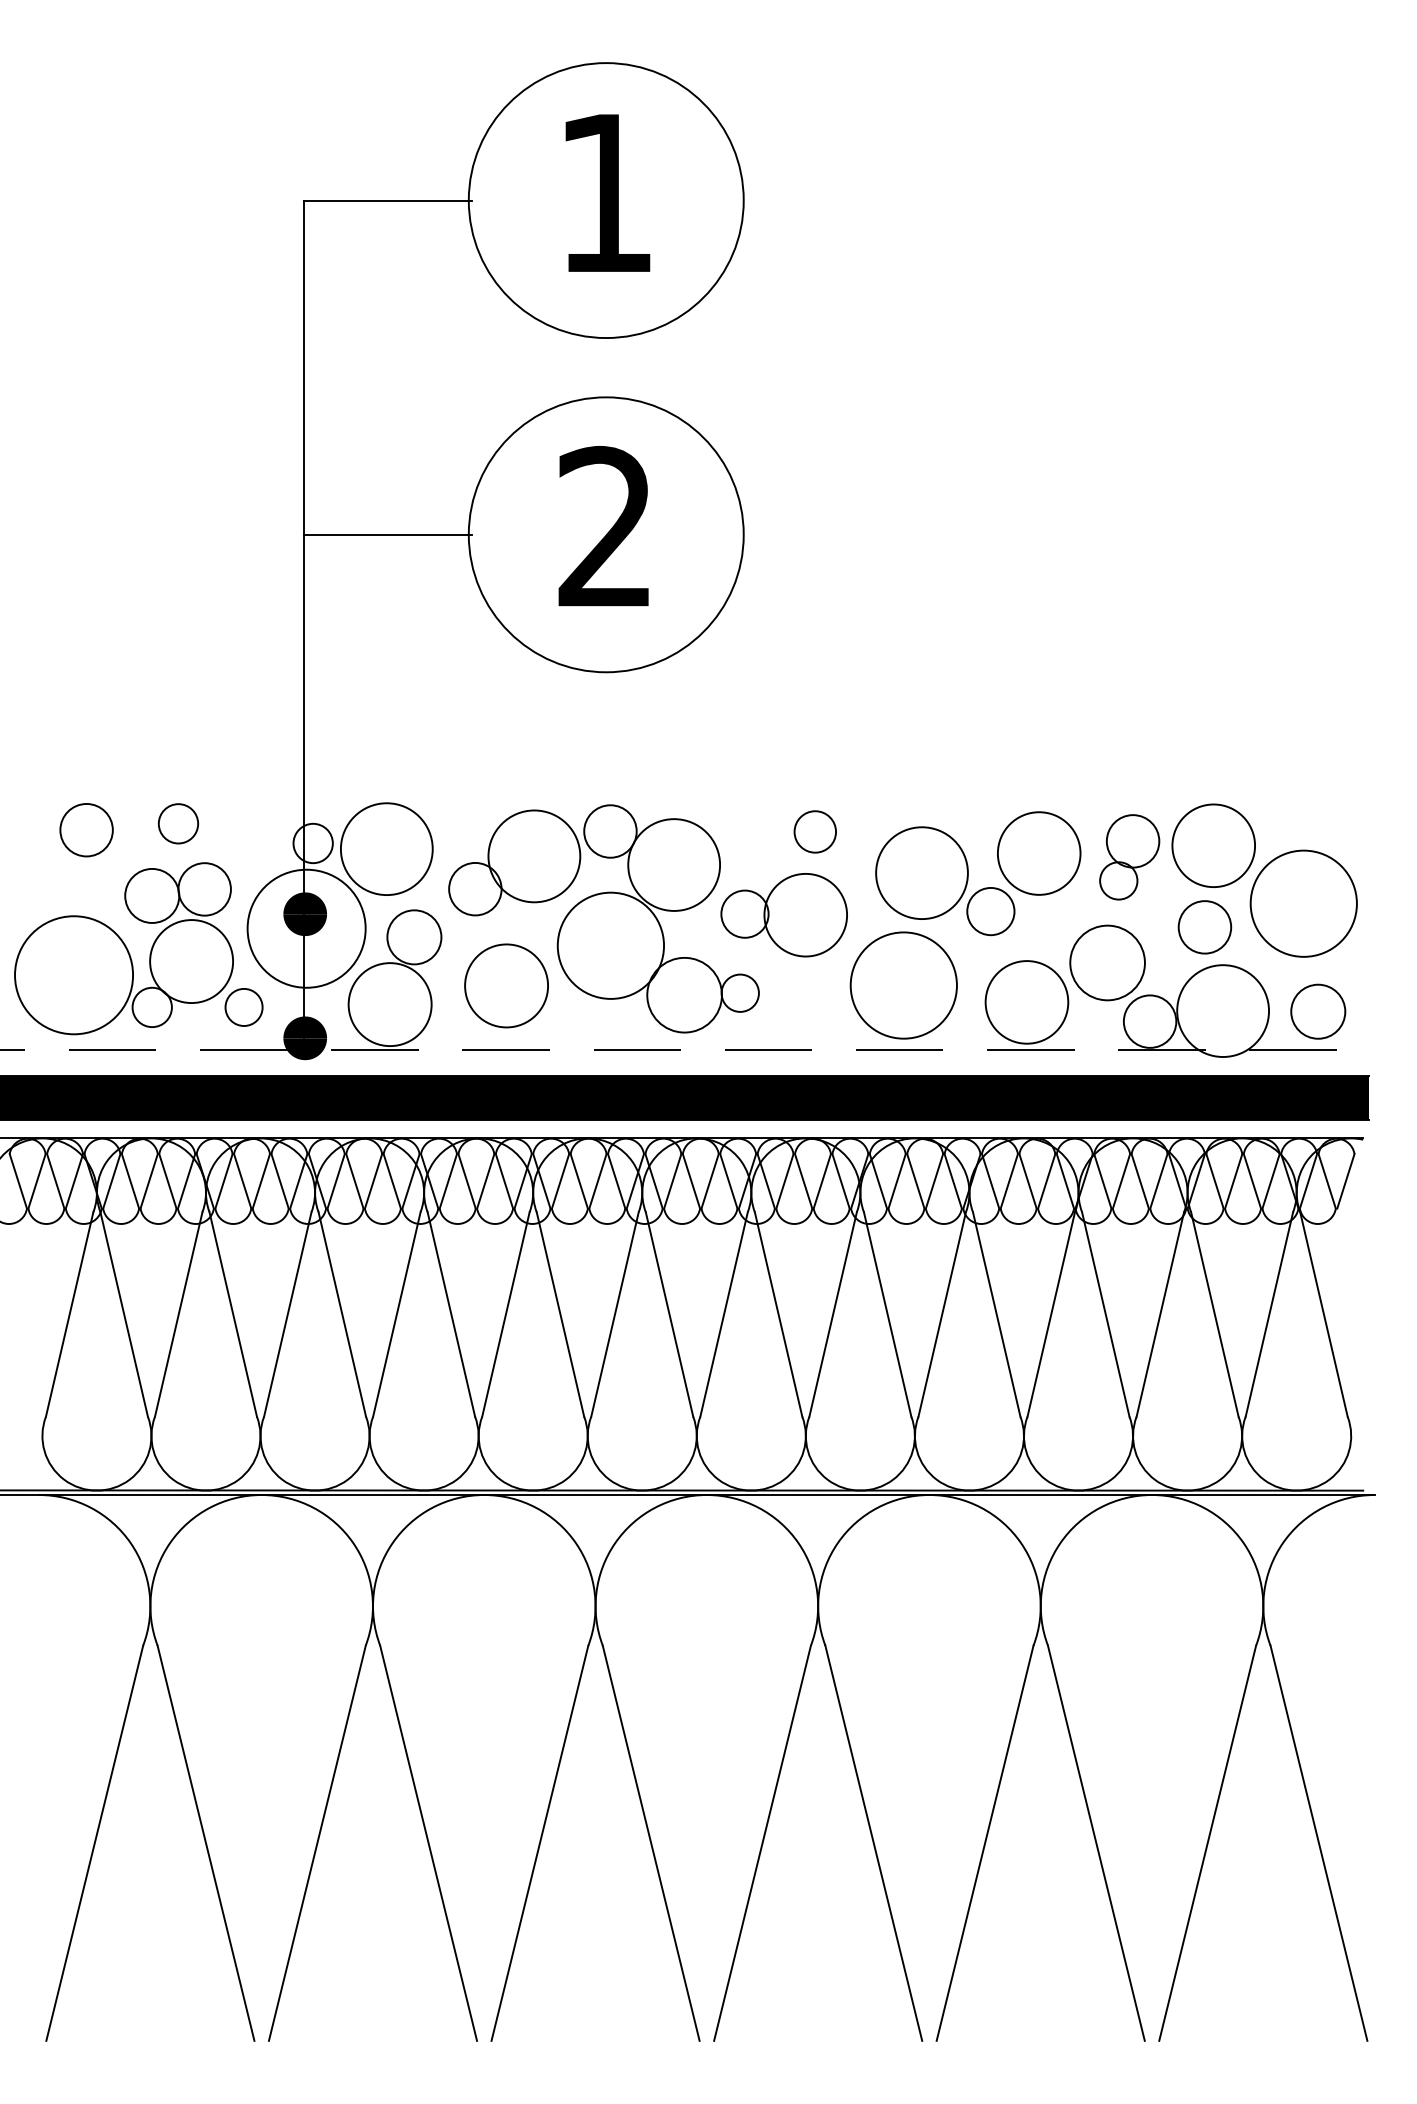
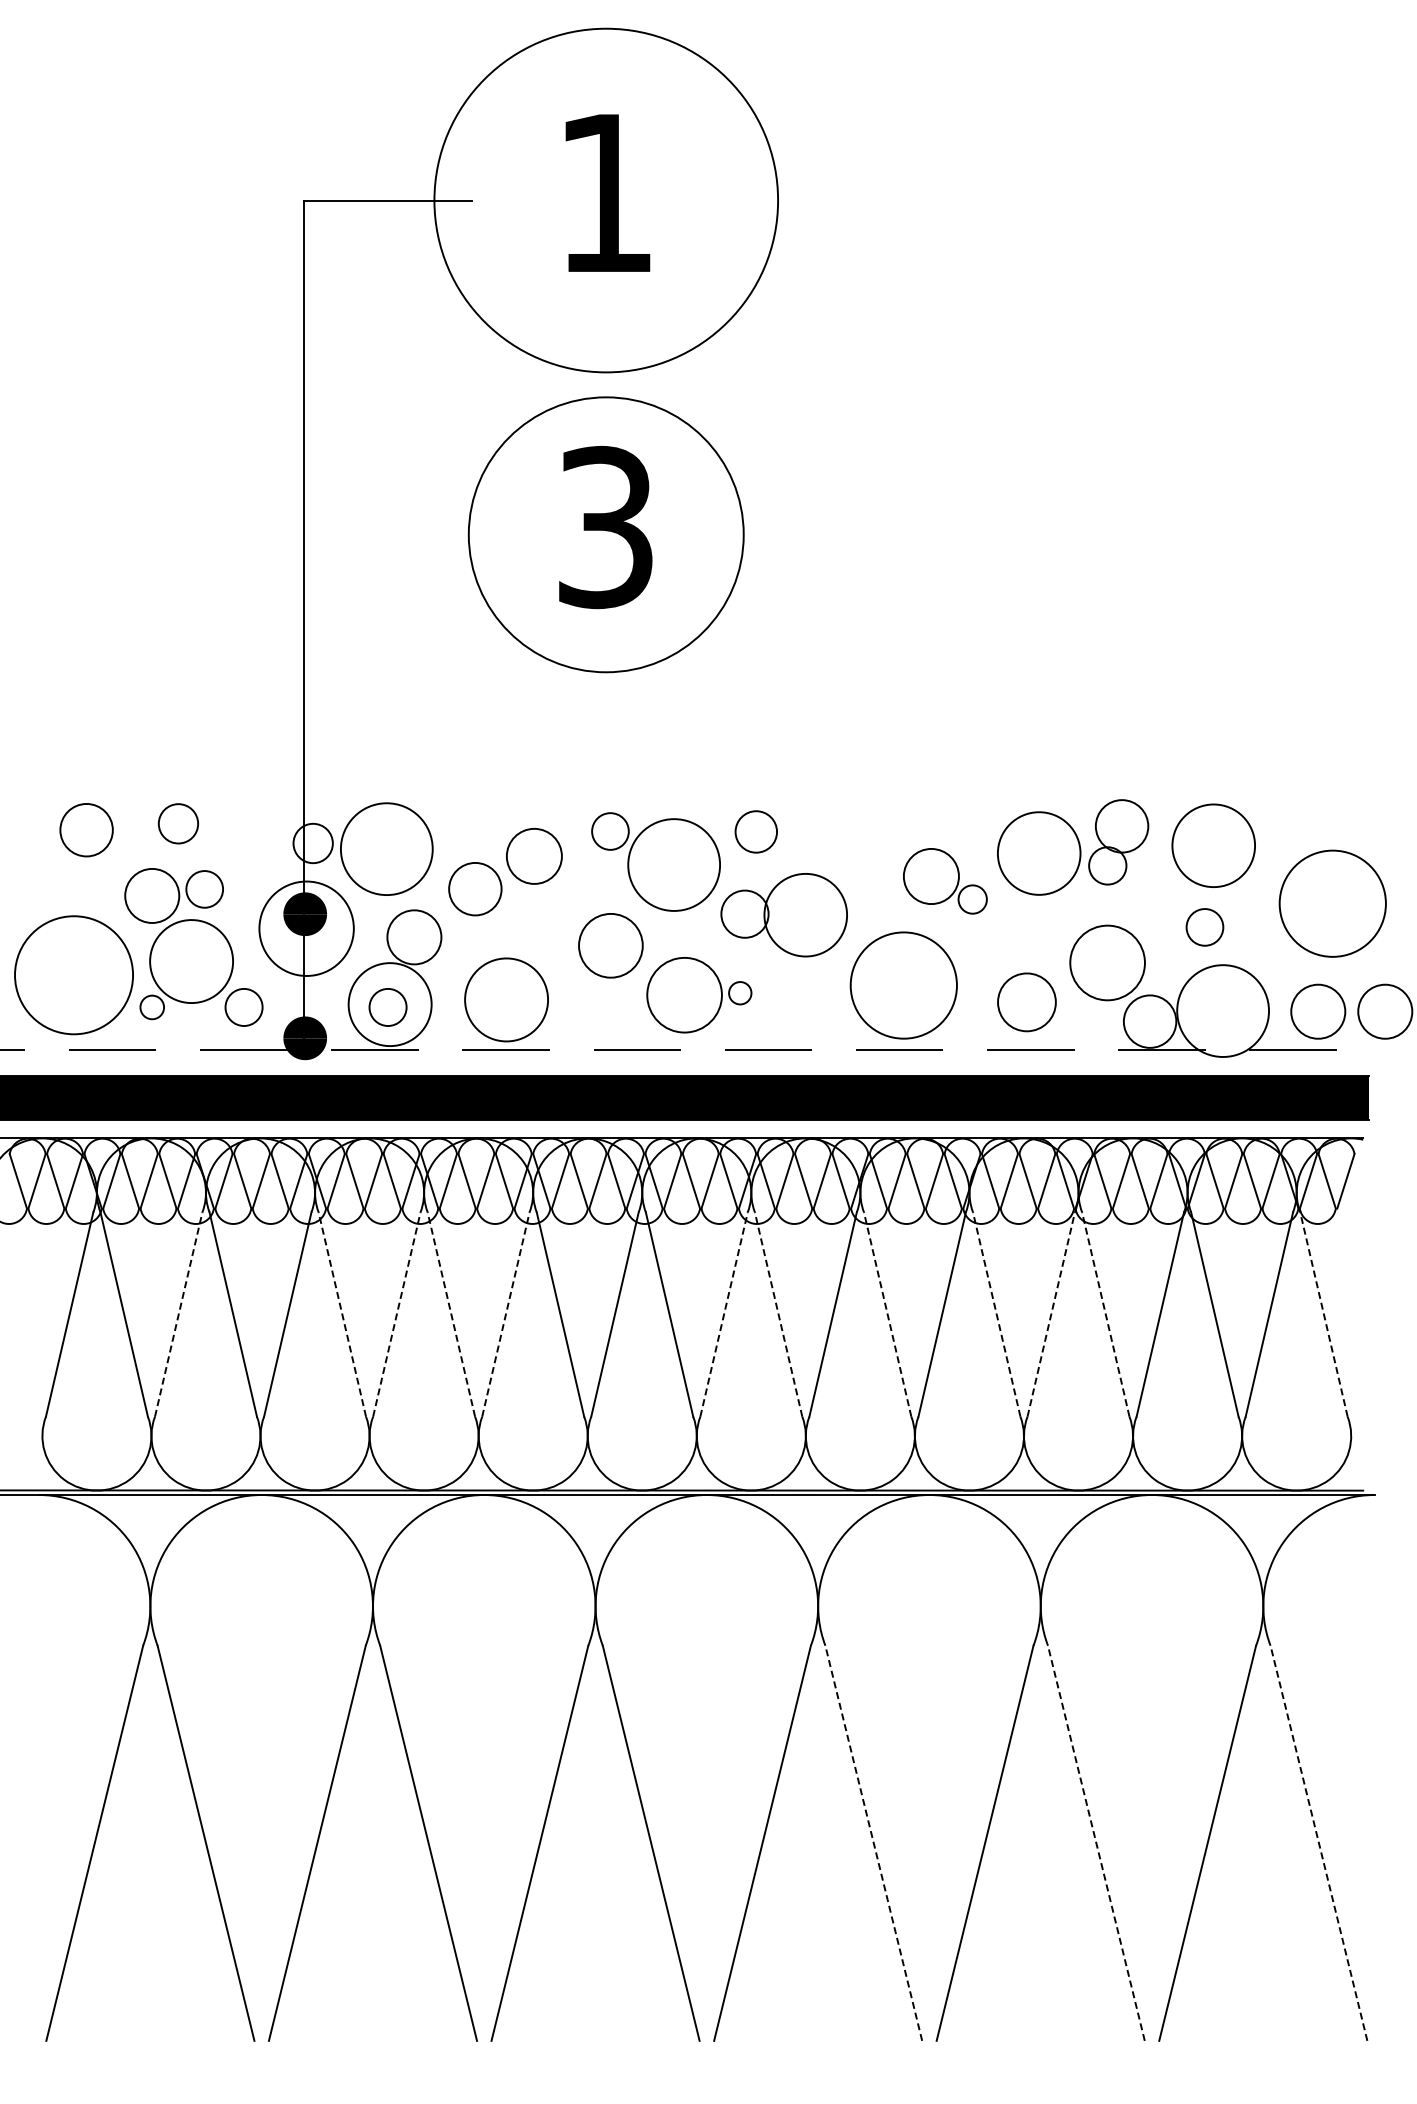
circle diameter: 275 px -> 344 px (606, 200)
text: 2 -> 3 (605, 527)
line: present -> none (388, 534)
circle diameter: 52 px -> 37 px (610, 831)
circle position: (814, 831) -> (755, 831) (755, 831)
circle diameter: 92 px -> 55 px (533, 855)
part position: (1129, 857) -> (1118, 842) (1118, 842)
part size: 141x111 px -> 85x67 px (945, 881)
circle diameter: 52 px -> 37 px (204, 889)
circle position: (1303, 903) -> (1332, 903) (1332, 903)
circle size: 56x55 px -> 40x39 px (1204, 927)
circle diameter: 118 px -> 94 px (306, 928)
circle diameter: 106 px -> 64 px (610, 945)
circle position: (506, 985) -> (506, 999) (506, 999)
circle diameter: 37 px -> 22 px (740, 993)
circle diameter: 83 px -> 58 px (1026, 1002)
circle diameter: 39 px -> 24 px (152, 1007)
circle: none -> present (387, 1007)
circle: none -> present (1385, 1011)
line: solid -> dashed (178, 1314)
line: solid -> dashed (342, 1314)
line: solid -> dashed (396, 1314)
line: solid -> dashed (451, 1314)
line: solid -> dashed (505, 1314)
line: solid -> dashed (724, 1314)
line: solid -> dashed (778, 1314)
line: solid -> dashed (887, 1314)
line: solid -> dashed (996, 1314)
line: solid -> dashed (1051, 1314)
line: solid -> dashed (1105, 1314)
line: solid -> dashed (1323, 1314)
line: solid -> dashed (873, 1842)
line: solid -> dashed (1096, 1842)
line: solid -> dashed (1318, 1842)
